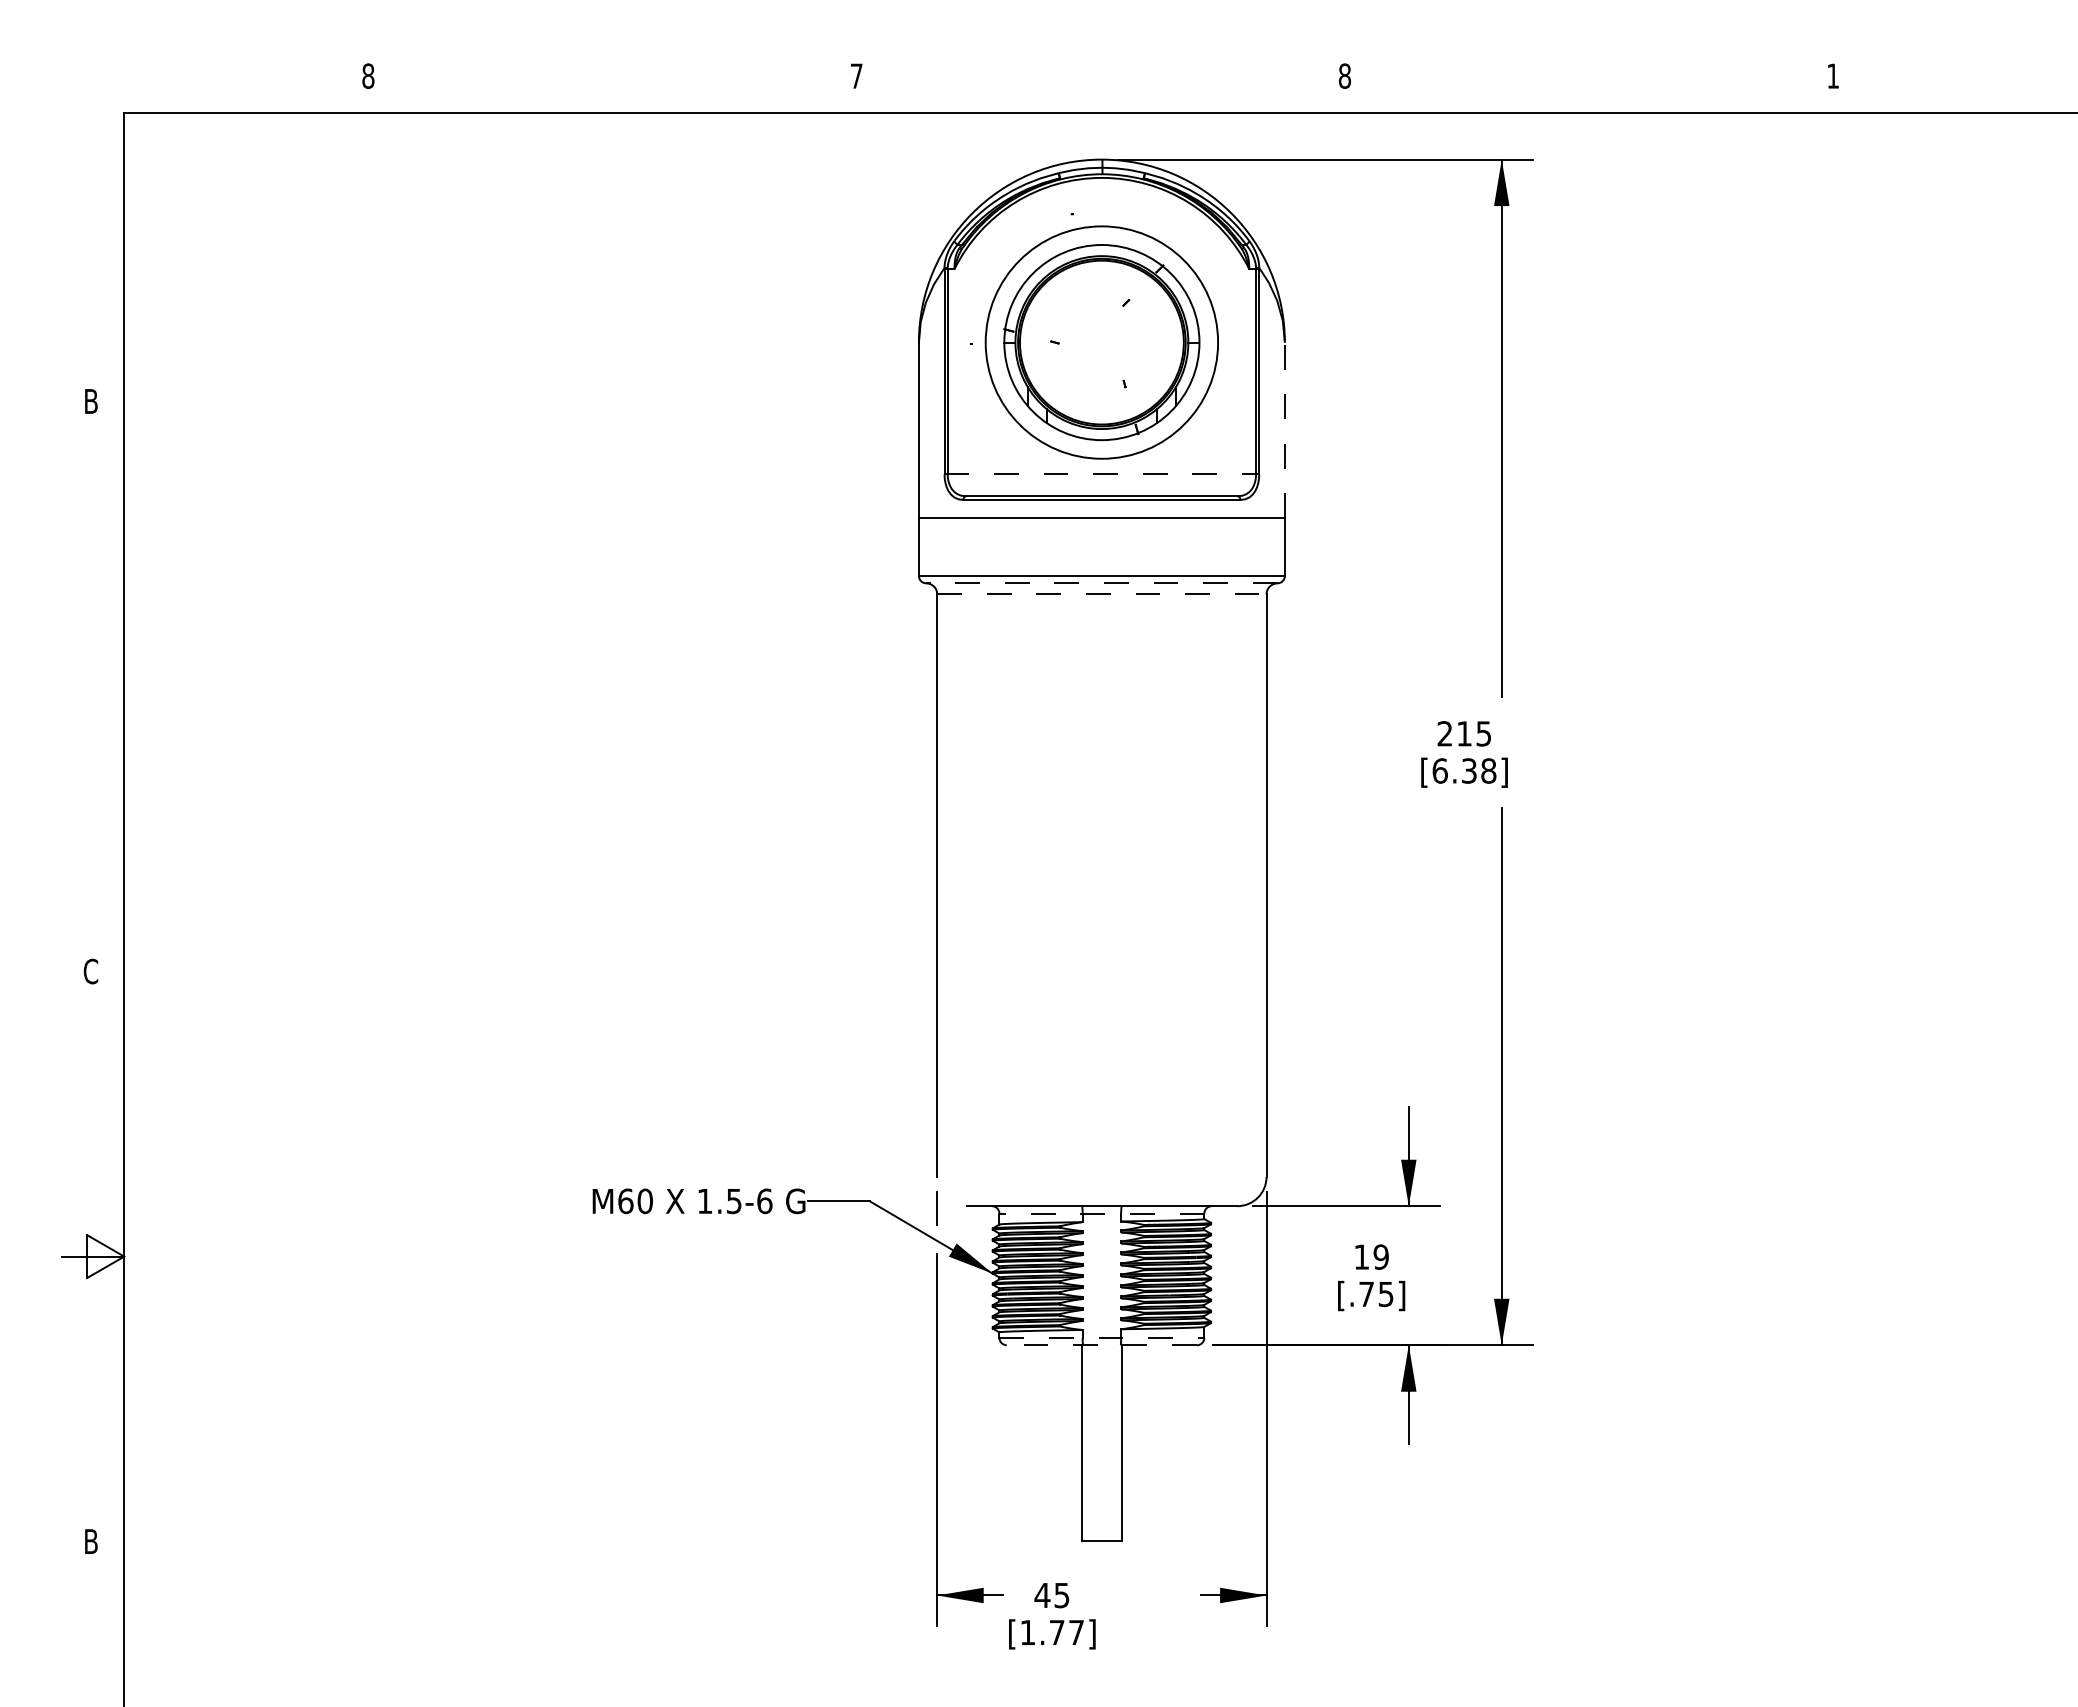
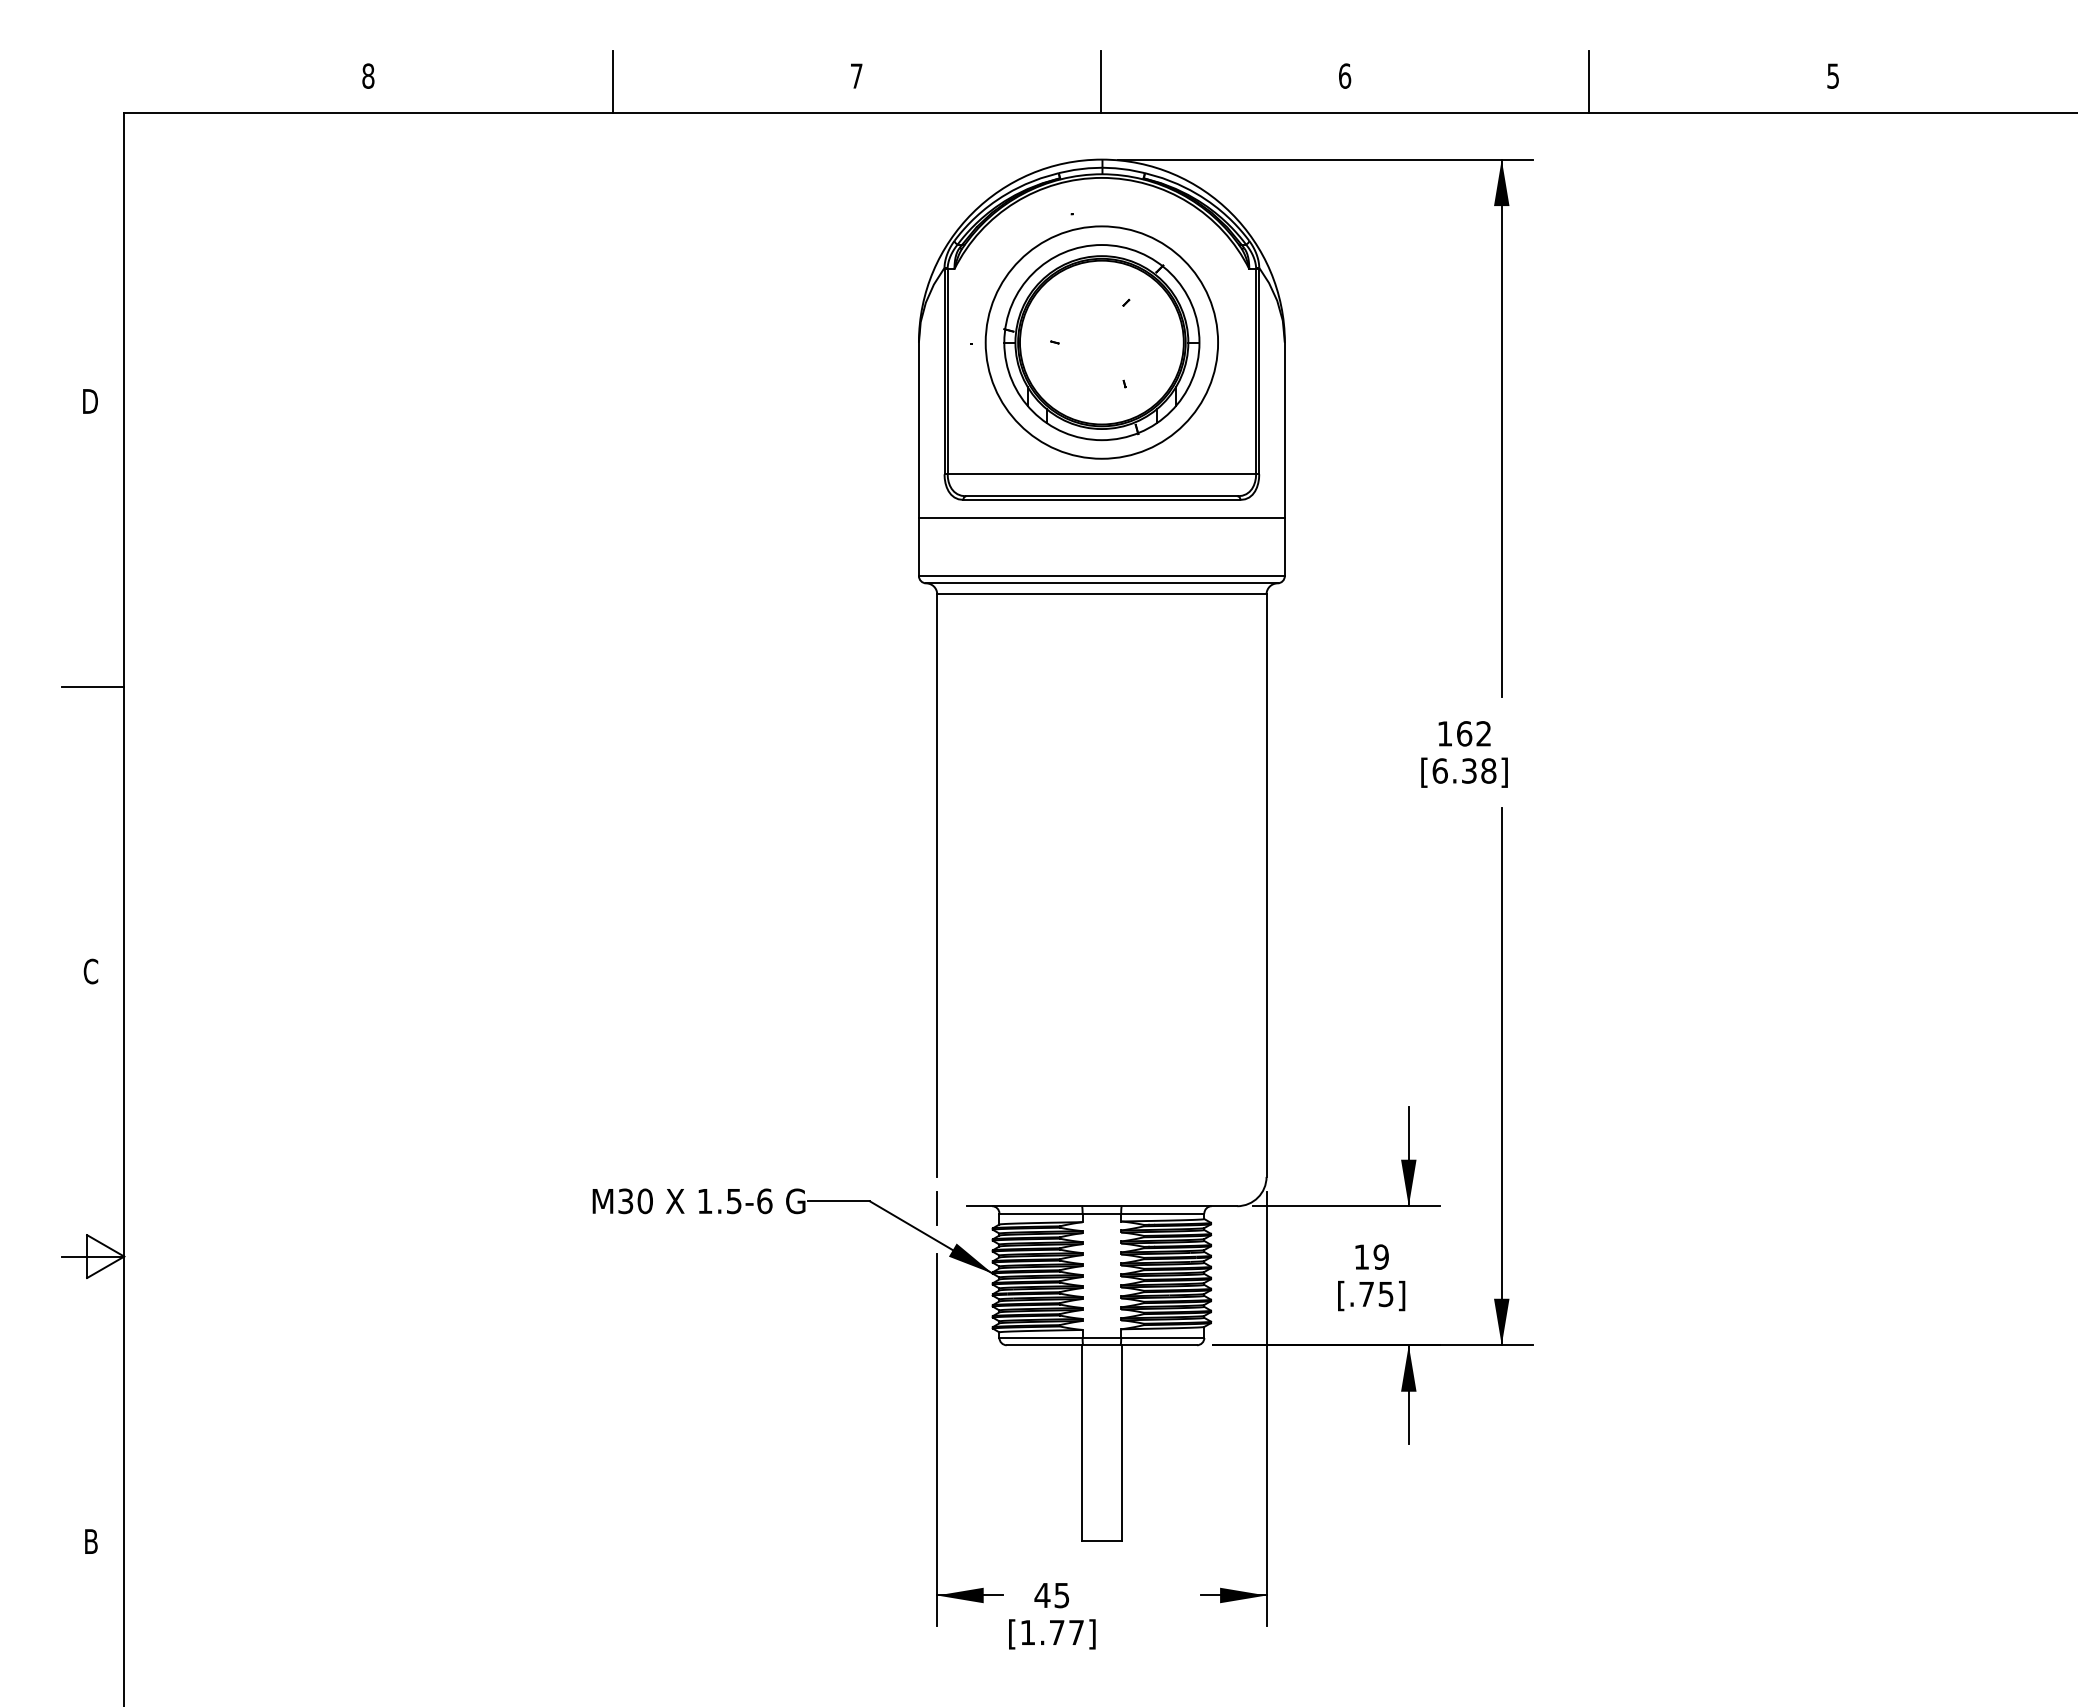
text: 8 -> 6 (1345, 75)
text: 1 -> 5 (1832, 75)
line: none -> present (612, 82)
line: none -> present (1100, 82)
line: none -> present (1589, 82)
text: B -> D (90, 401)
line: dashed -> solid (1284, 430)
line: dashed -> solid (1102, 474)
line: dashed -> solid (1101, 583)
line: dashed -> solid (1101, 594)
line: none -> present (93, 686)
text: 215 -> 162 (1463, 733)
text: M60 -> M30 (625, 1201)
line: dashed -> solid (1101, 1213)
line: dashed -> solid (1102, 1337)
line: dashed -> solid (1101, 1345)
